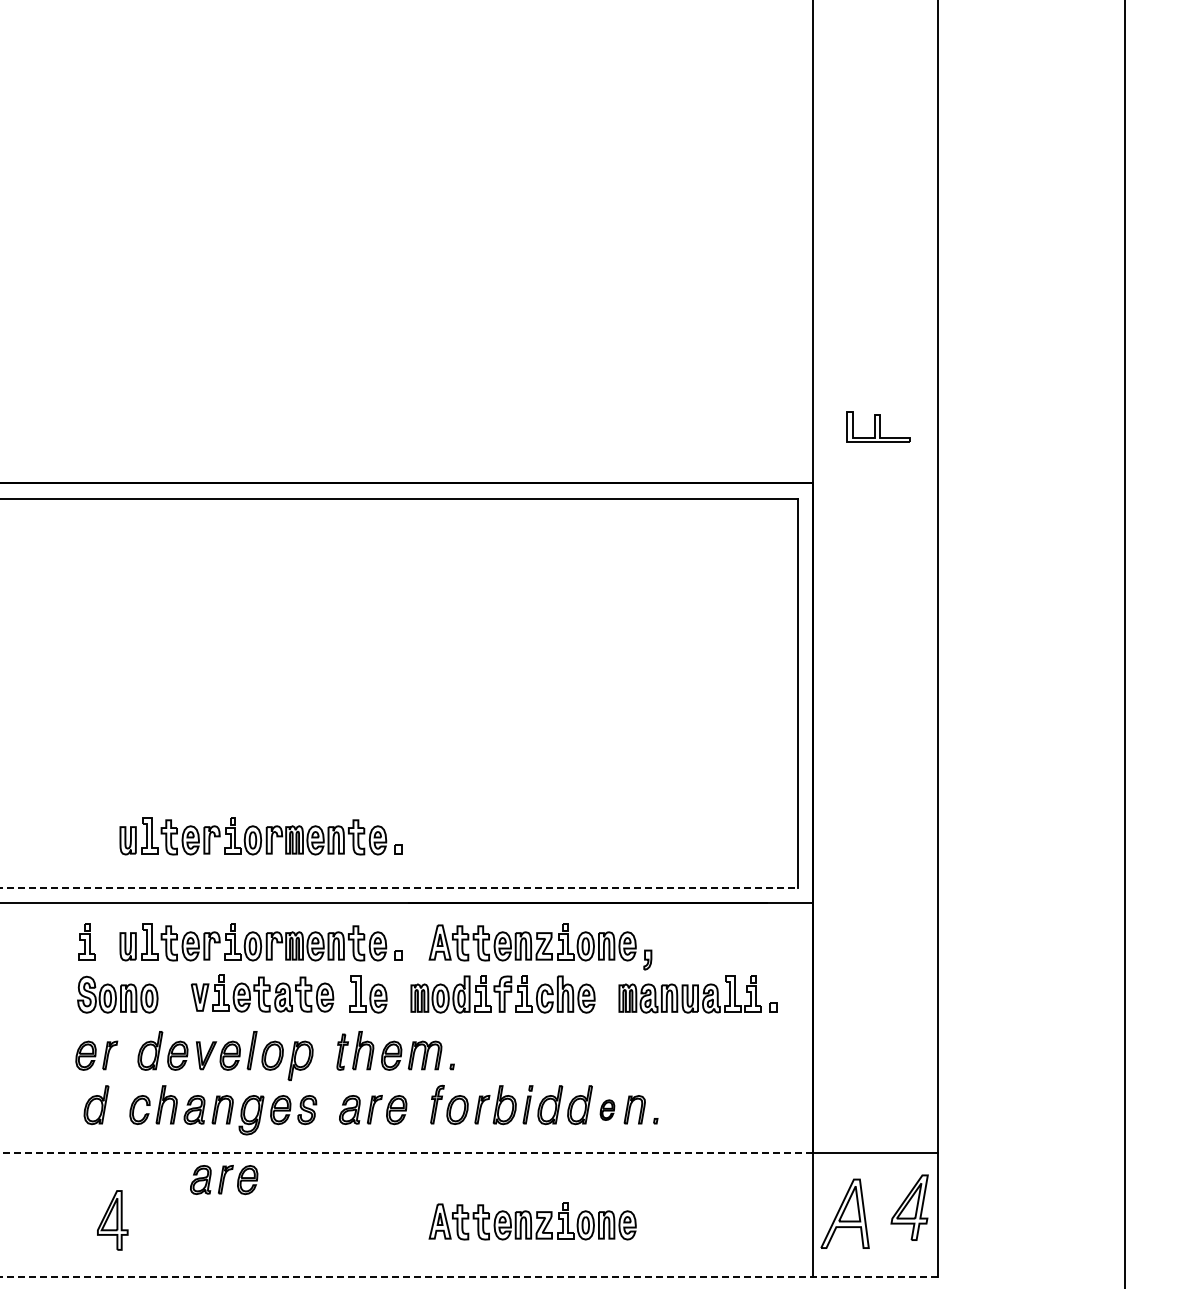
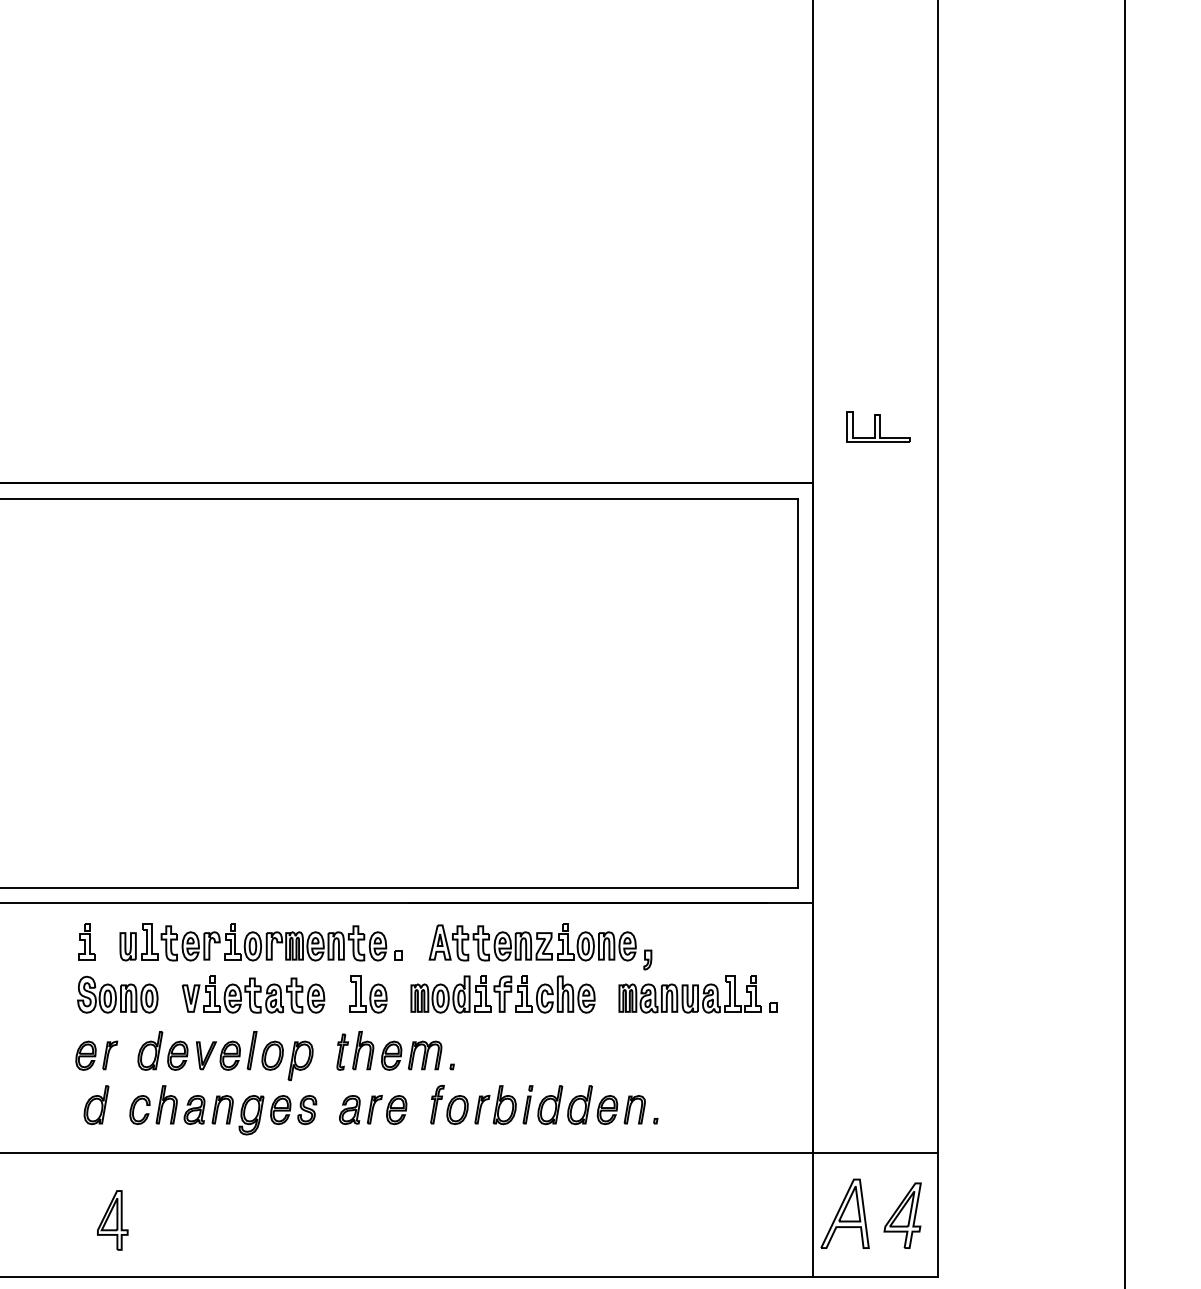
part: present -> none (260, 836)
line: dashed -> solid (399, 887)
part position: (262, 993) -> (253, 994) (253, 994)
part size: 17x22 px -> 23x31 px (607, 1110)
line: dashed -> solid (407, 1152)
part: present -> none (224, 1180)
part position: (909, 1207) -> (902, 1215) (902, 1215)
part: present -> none (532, 1221)
line: dashed -> solid (469, 1277)
